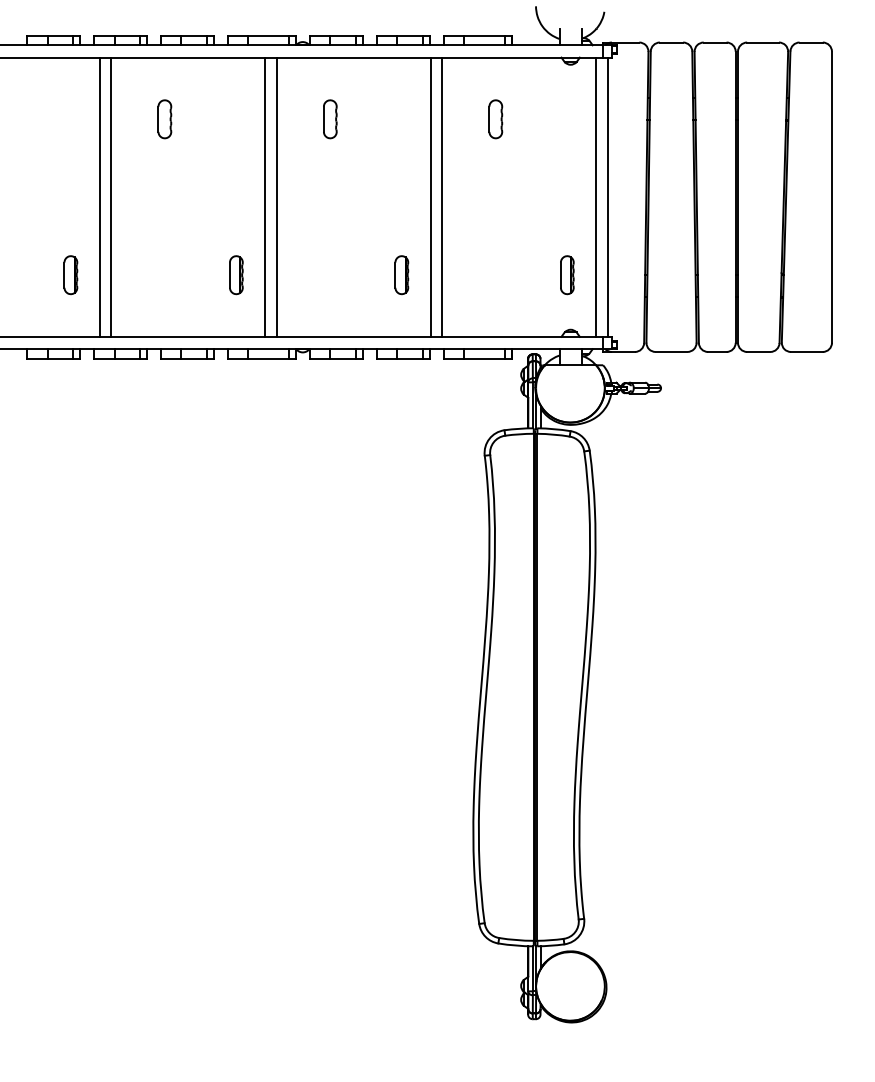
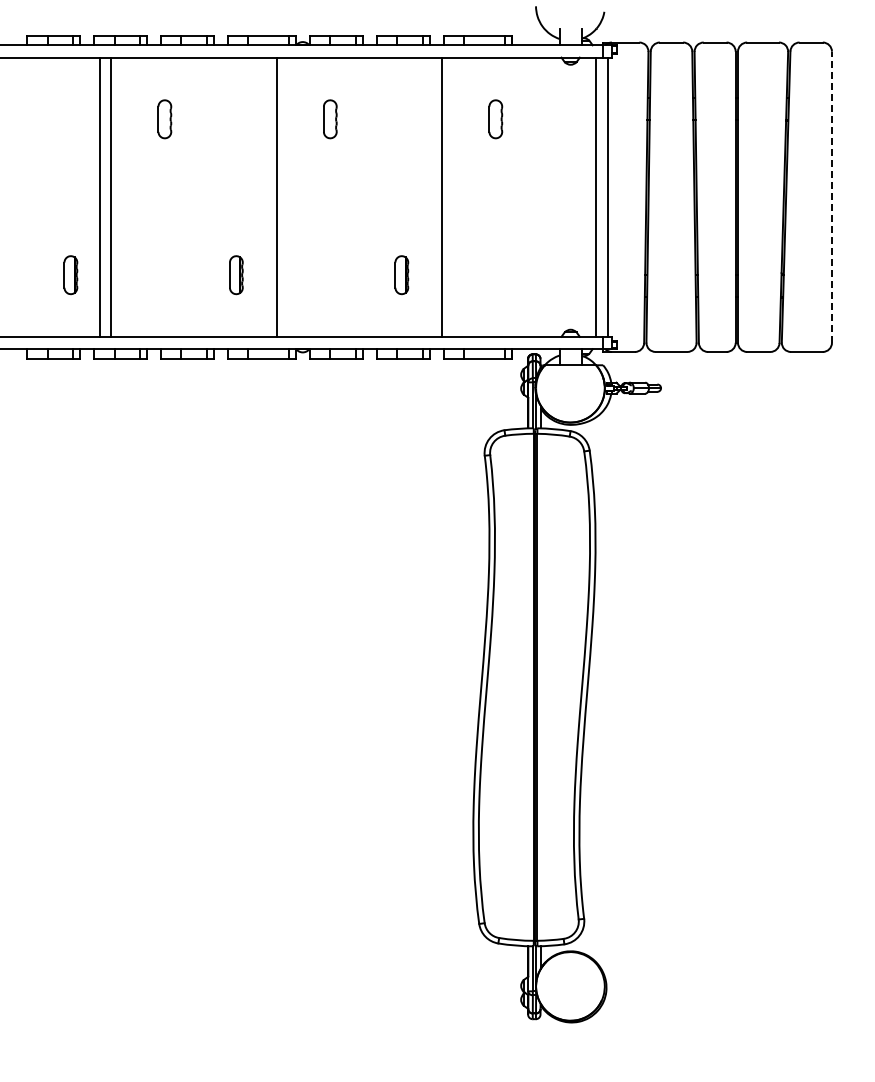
line: present -> none (265, 196)
line: present -> none (430, 196)
line: solid -> dashed (831, 197)
part: present -> none (567, 275)
